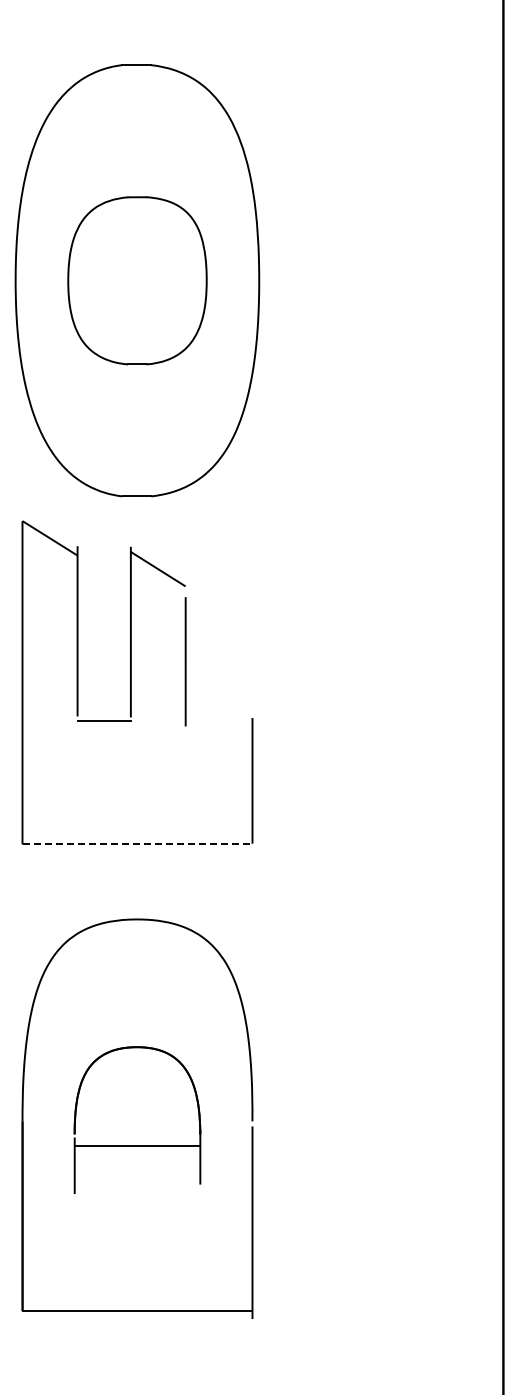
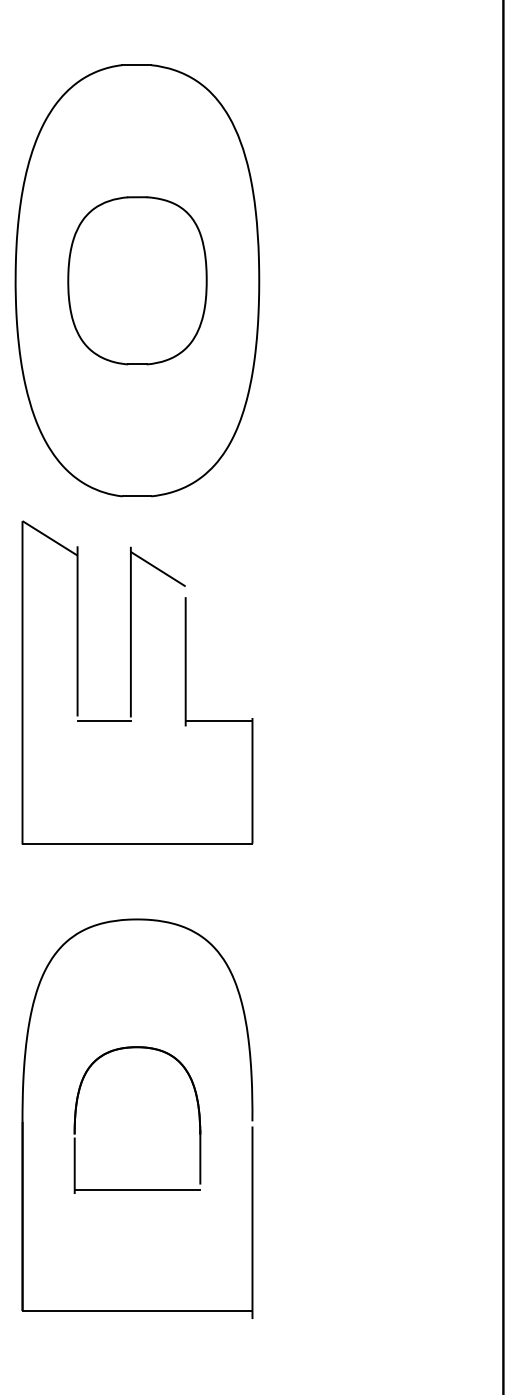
line: none -> present (218, 720)
line: dashed -> solid (137, 844)
line position: (137, 1146) -> (137, 1190) (137, 1190)
